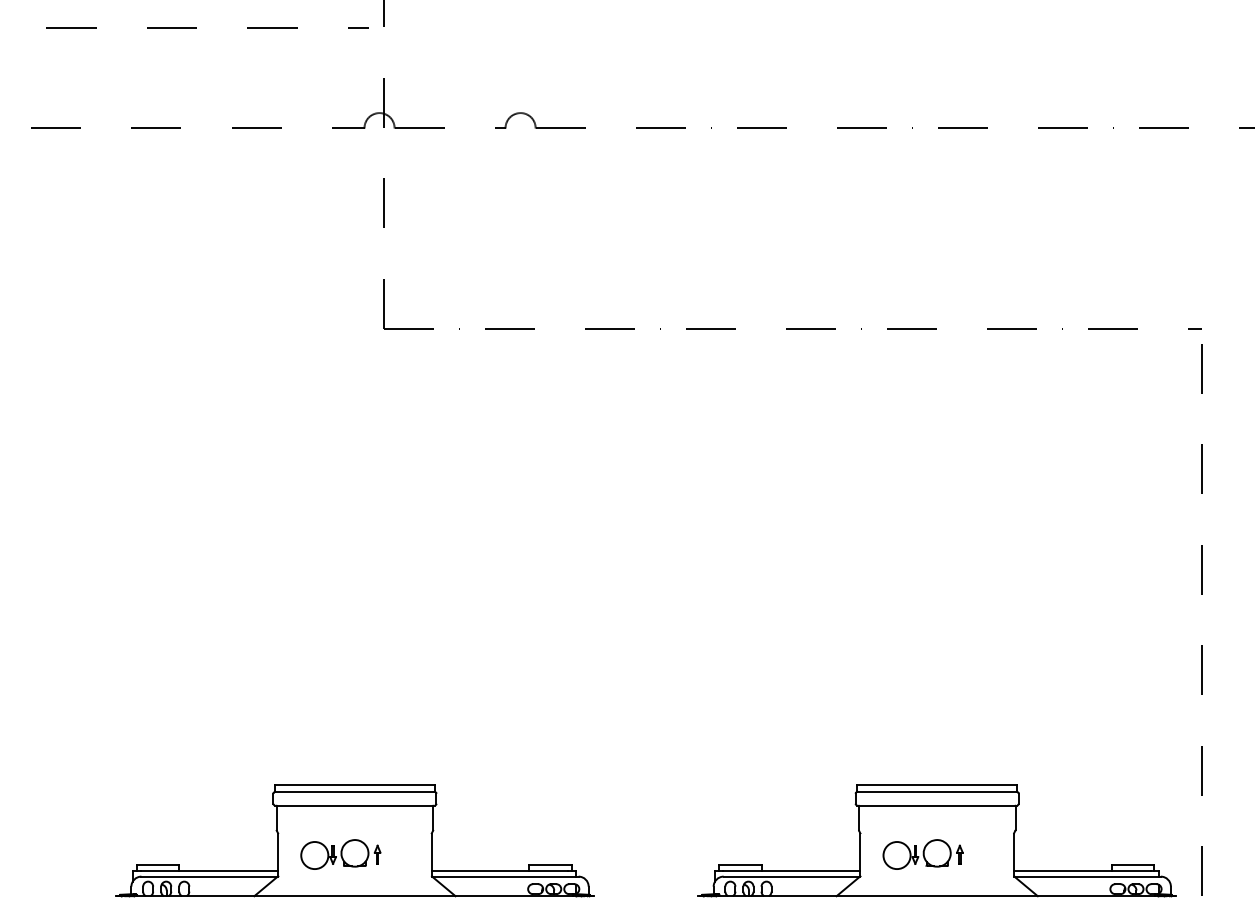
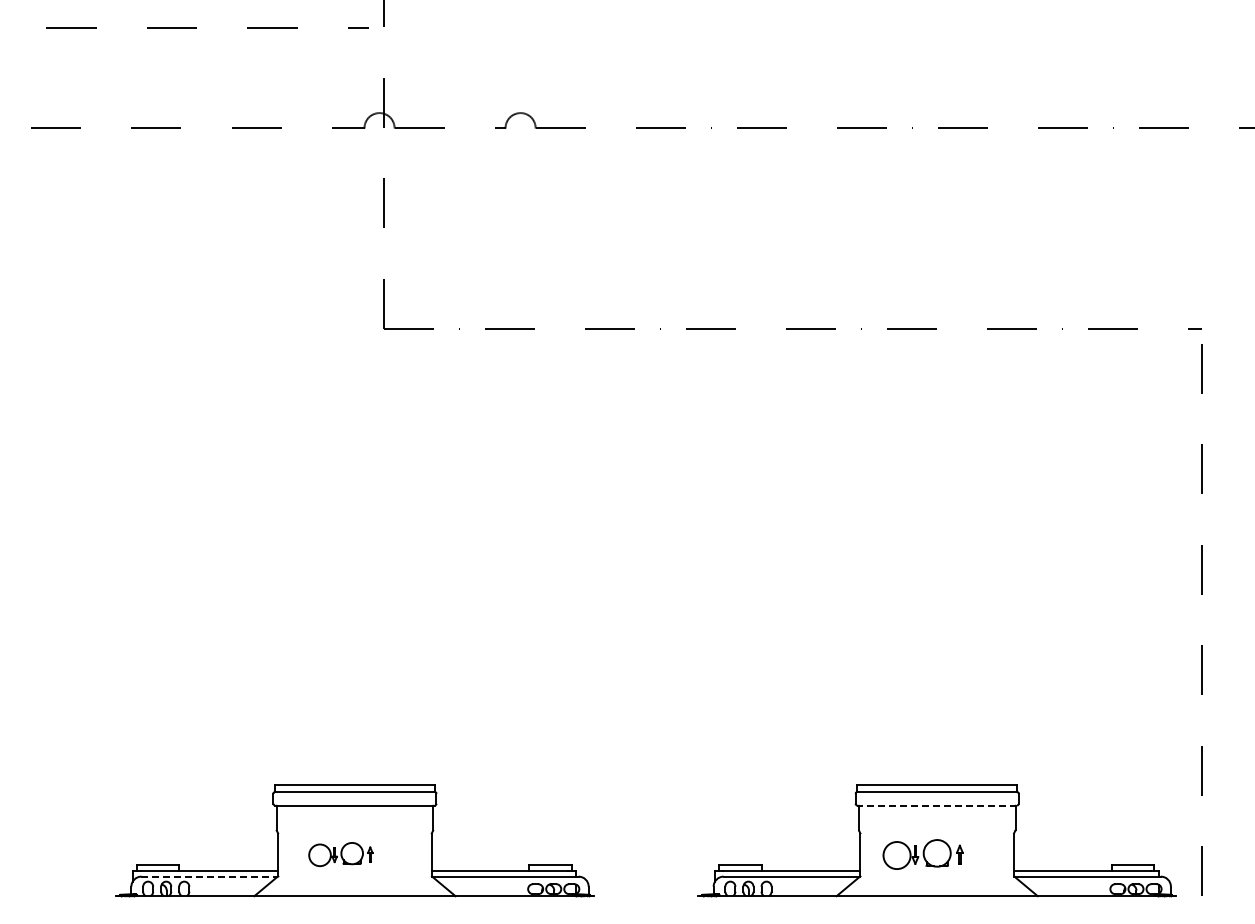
line: solid -> dashed (937, 805)
part size: 82x31 px -> 66x26 px (340, 854)
line: solid -> dashed (210, 876)
